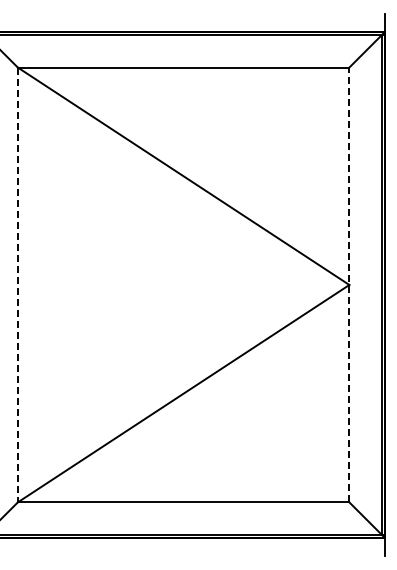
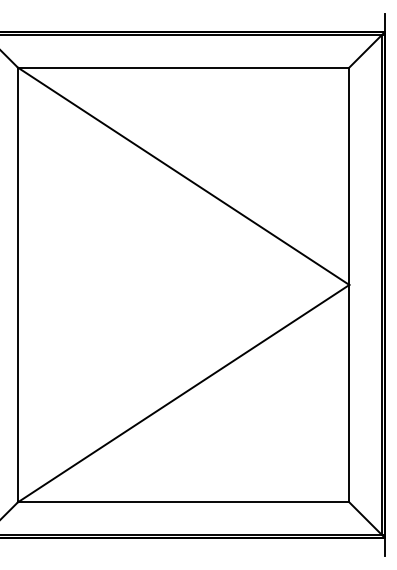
line: dashed -> solid (349, 284)
line: dashed -> solid (17, 285)
